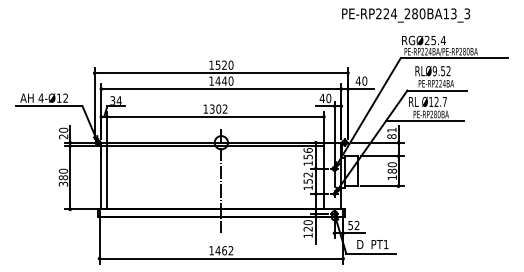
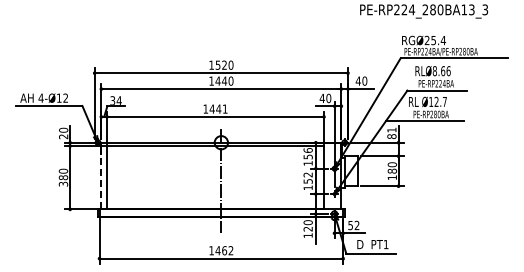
text position: (406, 15) -> (424, 11) (424, 11)
text: RLØ9.52 -> RLØ8.66 (441, 71)
text: 1302 -> 1441 (218, 108)
line: solid -> dashed (101, 175)
